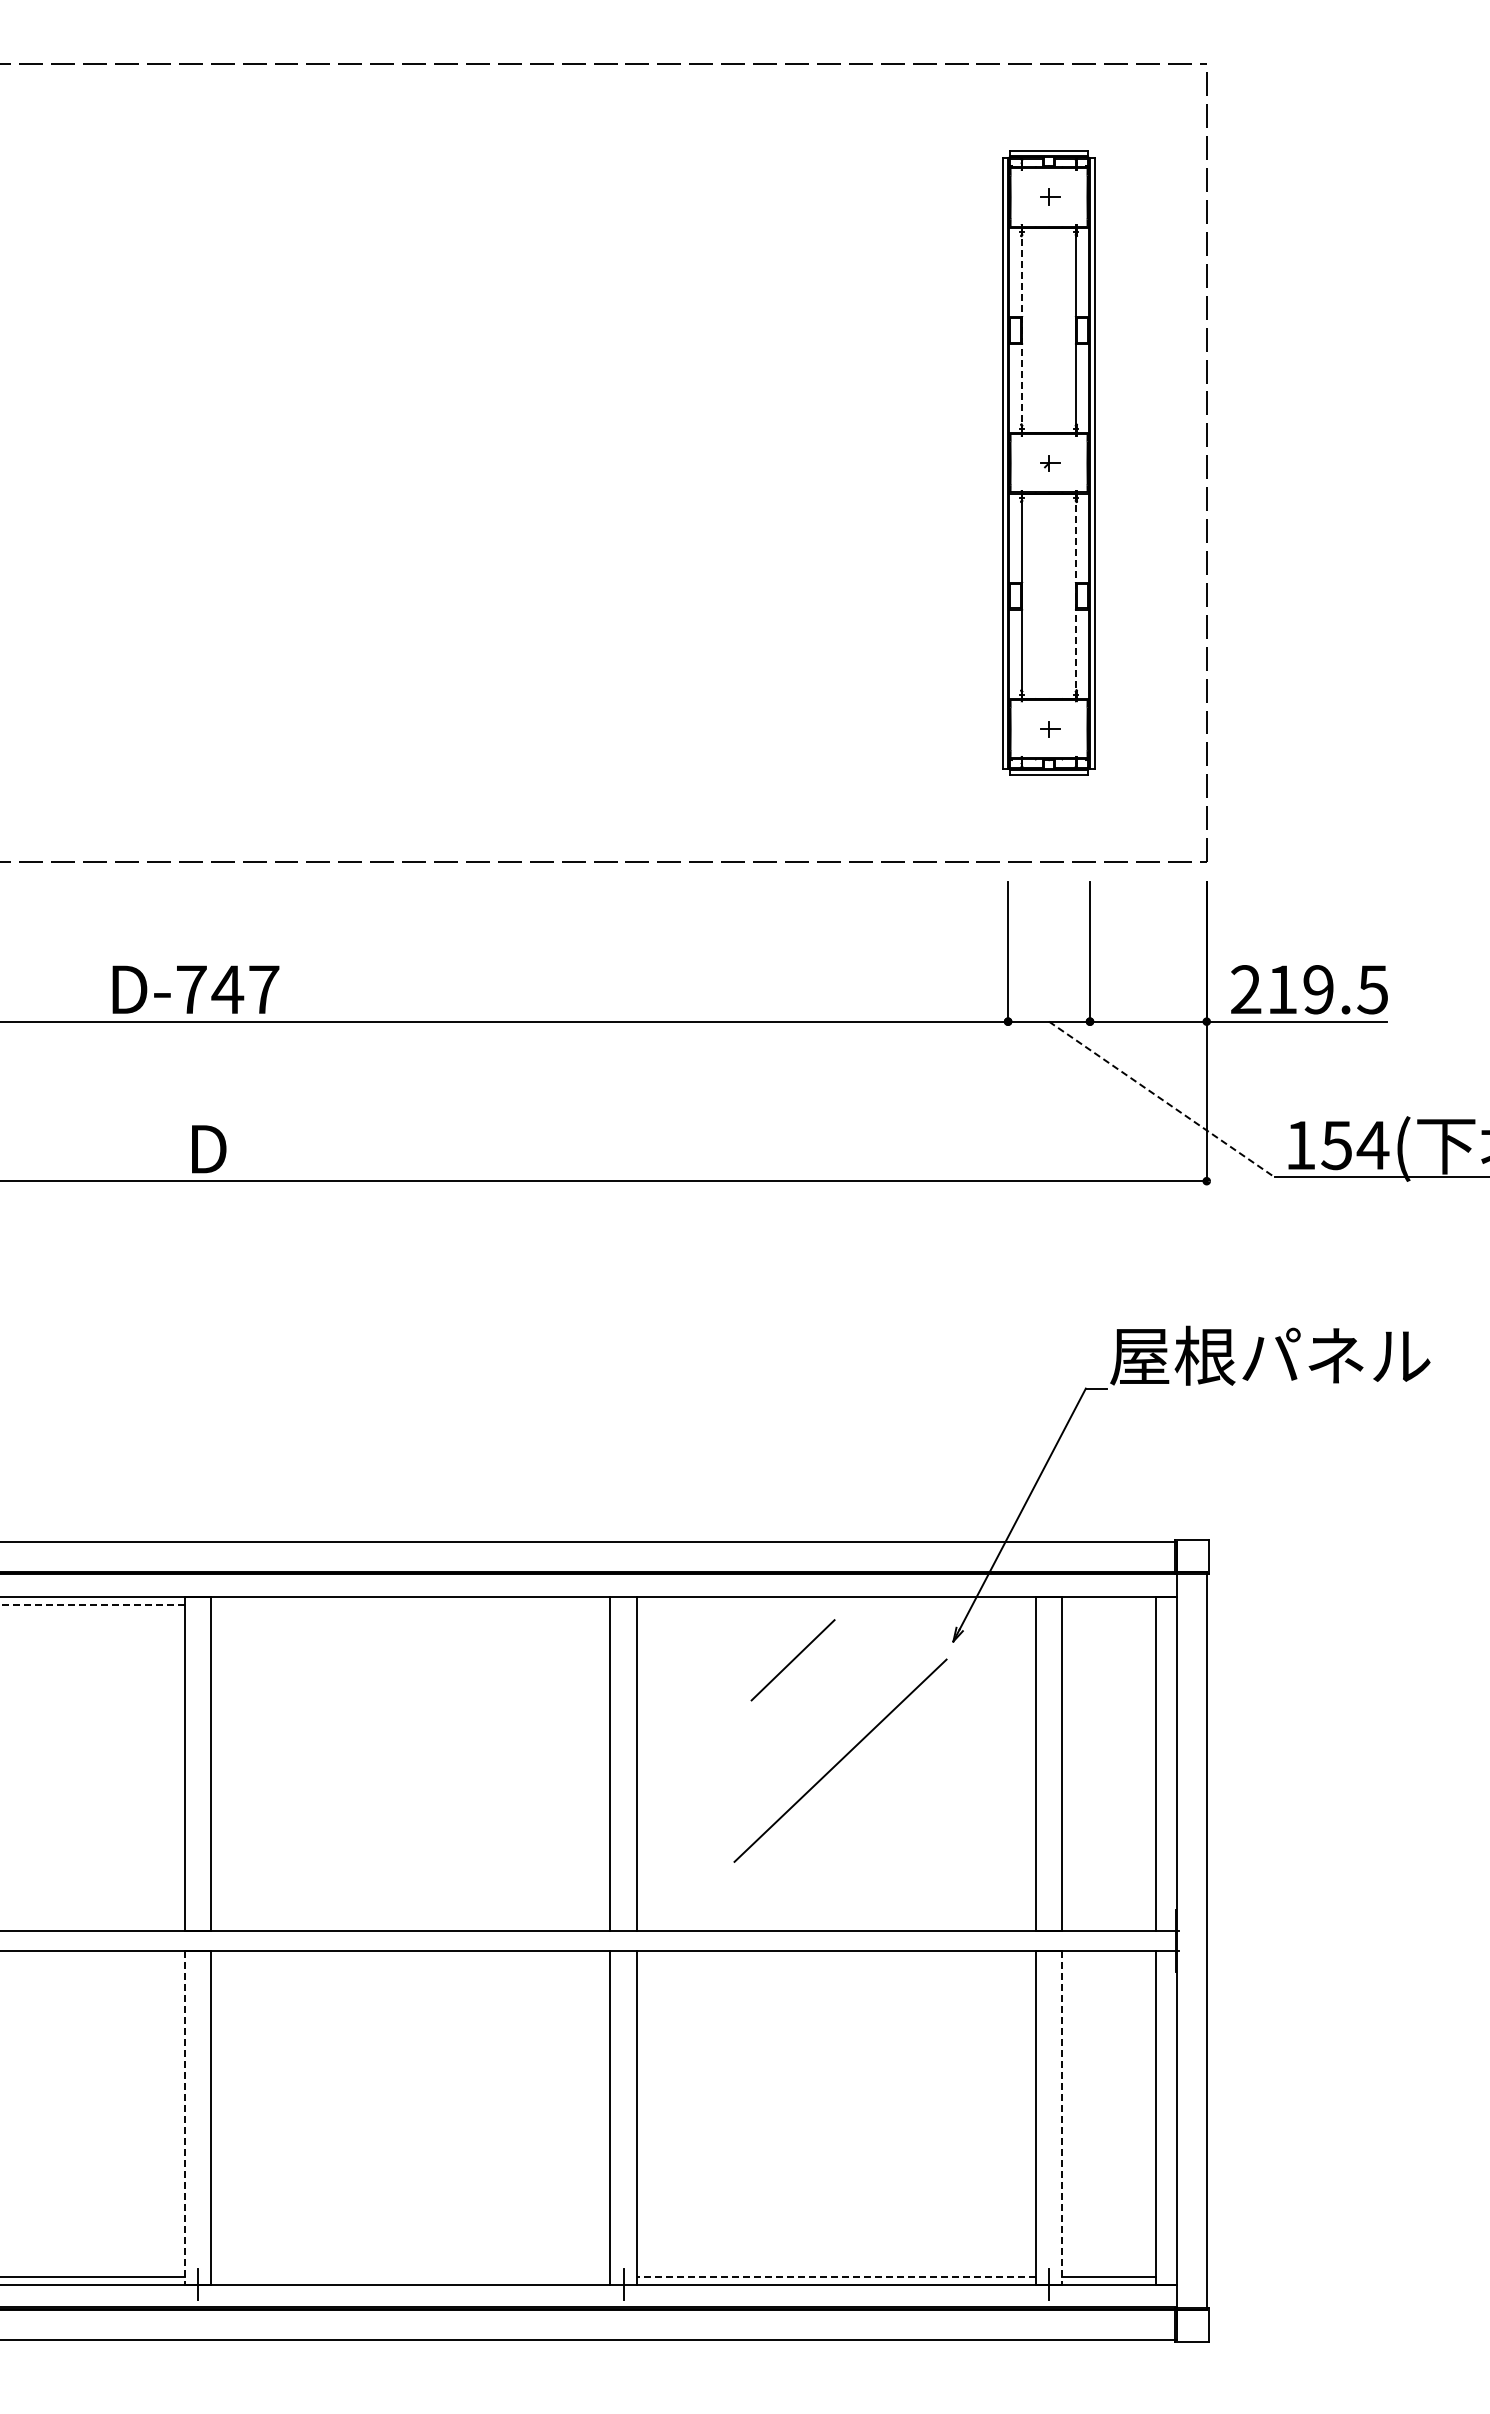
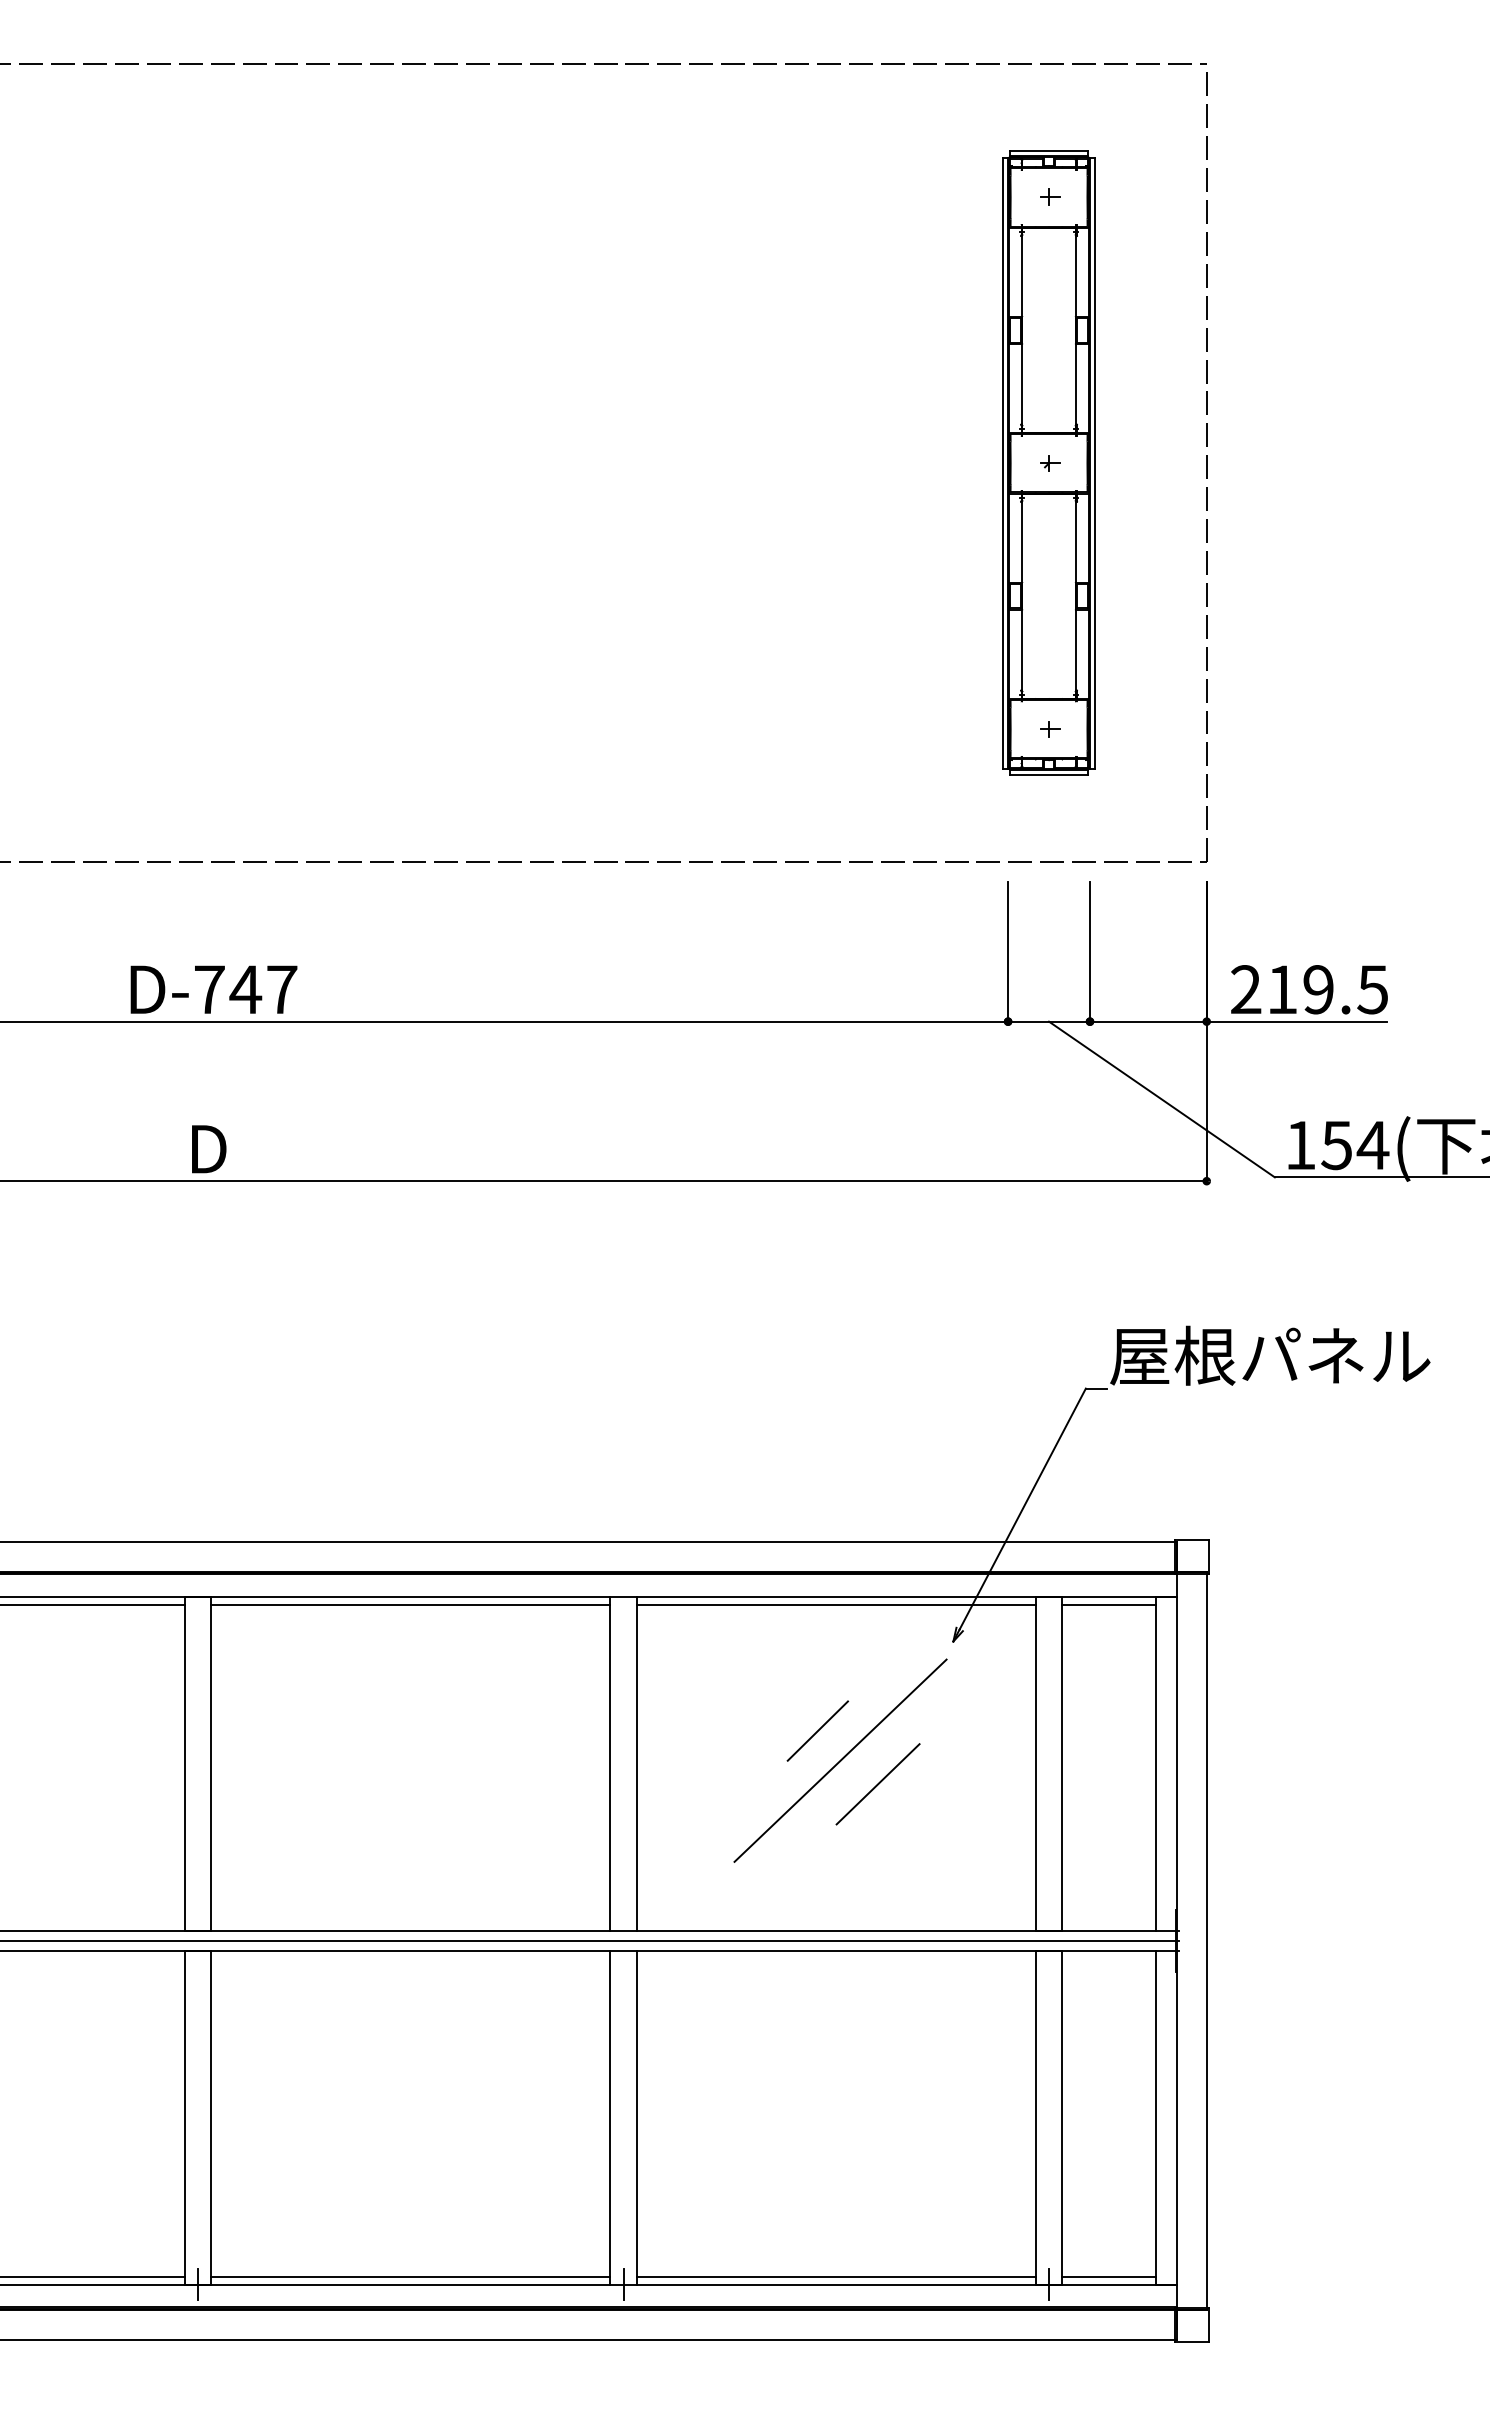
line: dashed -> solid (1022, 329)
line: dashed -> solid (1075, 596)
text position: (195, 989) -> (213, 989) (213, 989)
line: dashed -> solid (1162, 1099)
line: dashed -> solid (92, 1604)
line: none -> present (410, 1604)
line: none -> present (835, 1604)
line: none -> present (1108, 1604)
line position: (792, 1660) -> (877, 1784) (877, 1784)
line: none -> present (817, 1730)
line: none -> present (590, 1940)
line: dashed -> solid (184, 2117)
line: dashed -> solid (1062, 2117)
line: none -> present (410, 2276)
line: dashed -> solid (835, 2276)
